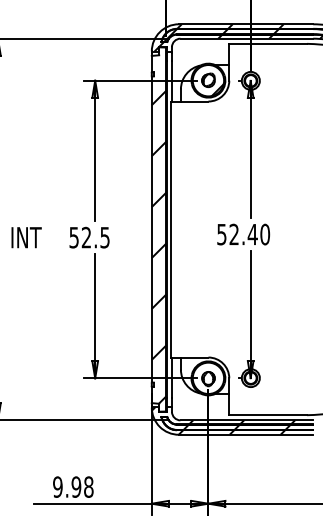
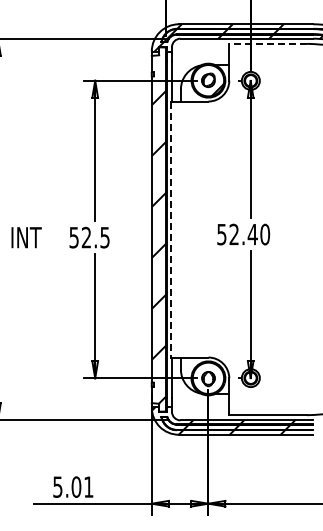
line: solid -> dashed (268, 43)
line: solid -> dashed (171, 229)
text: 9.98 -> 5.01 (73, 486)
